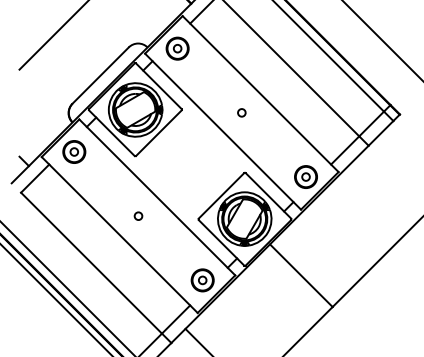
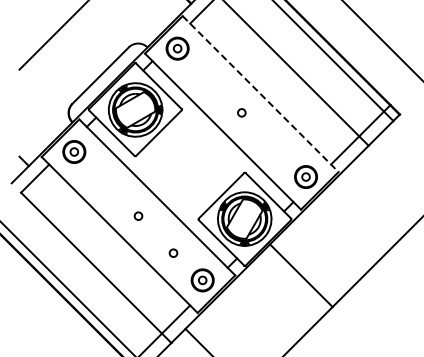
line: solid -> dashed (260, 94)
circle: none -> present (173, 252)
line: present -> none (56, 299)
